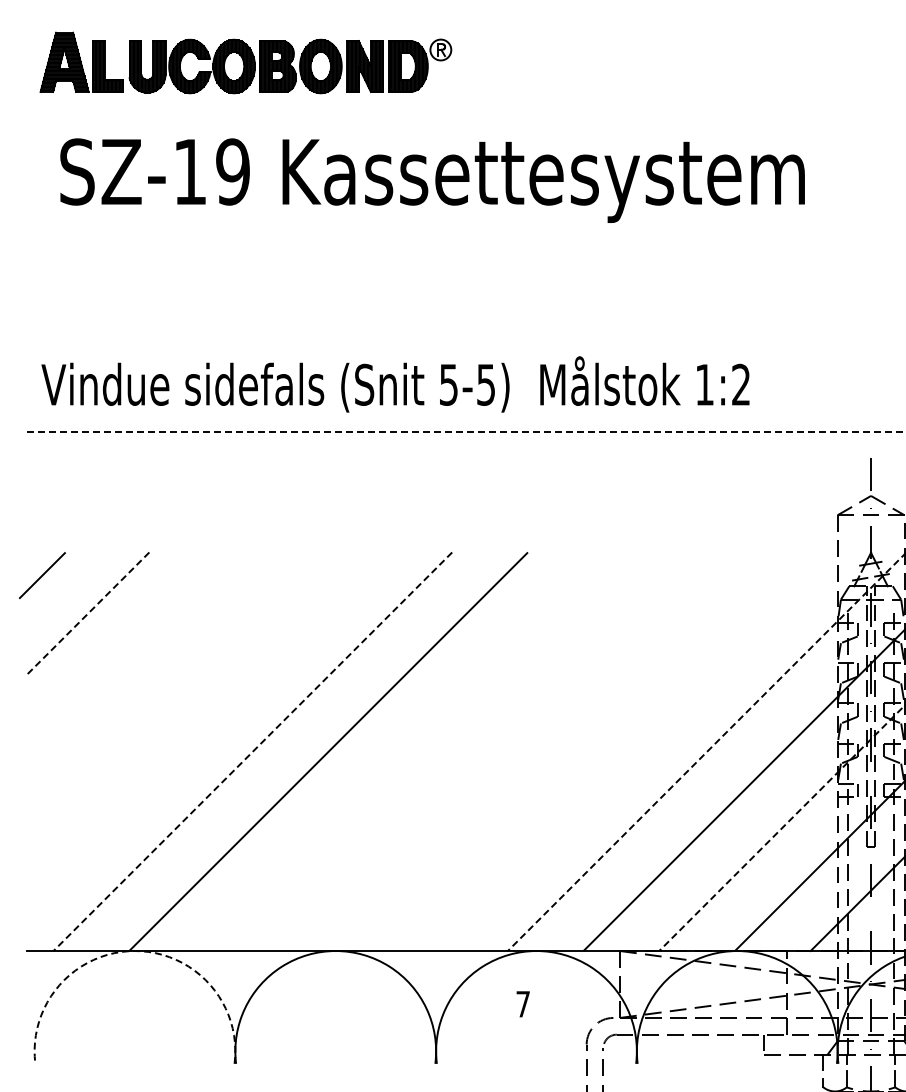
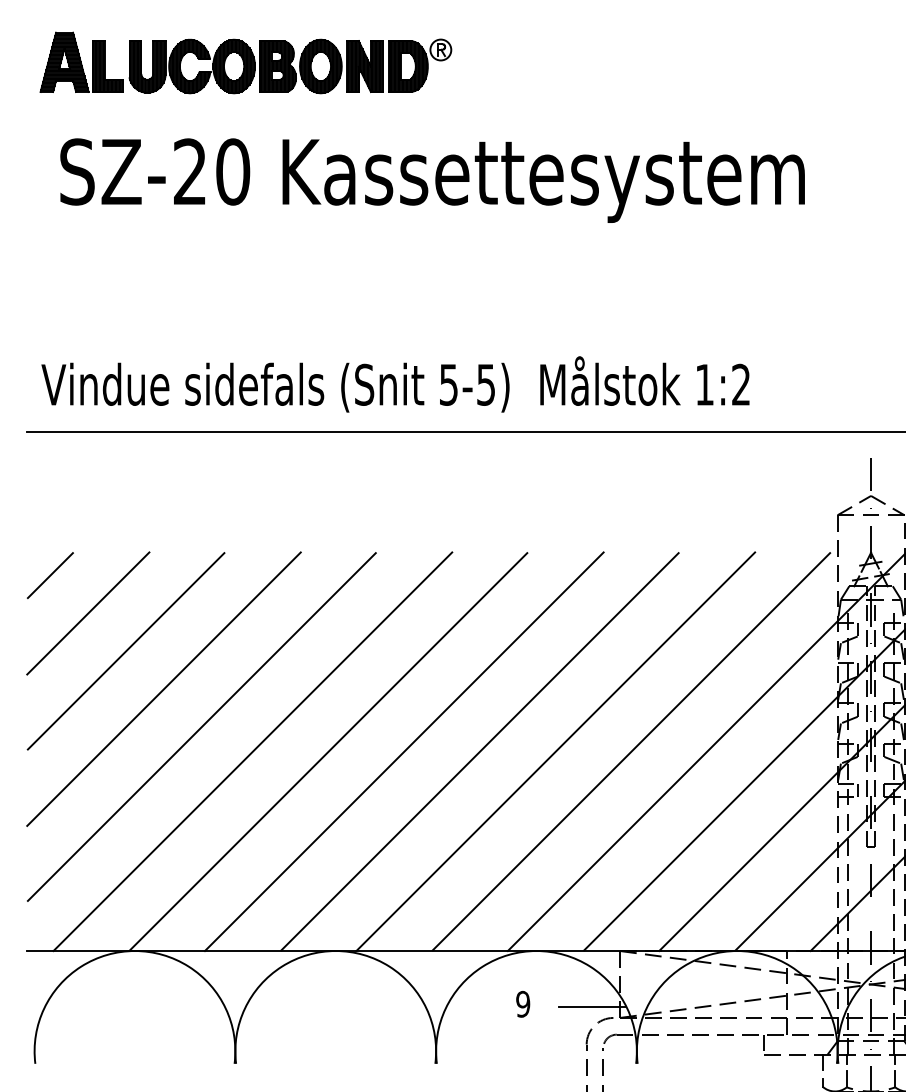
text: SZ-19 -> SZ-20 (212, 171)
line: dashed -> solid (467, 432)
line position: (41, 575) -> (49, 575) (49, 575)
line: dashed -> solid (87, 613)
line: none -> present (126, 651)
line: none -> present (163, 688)
line: none -> present (201, 726)
line: dashed -> solid (252, 751)
line: none -> present (403, 751)
line: none -> present (479, 751)
line: none -> present (555, 751)
line: none -> present (631, 751)
line: dashed -> solid (706, 752)
line: dashed -> solid (782, 828)
arc: dashed -> solid (134, 951)
text: 7 -> 9 (523, 1003)
line: none -> present (592, 1007)
